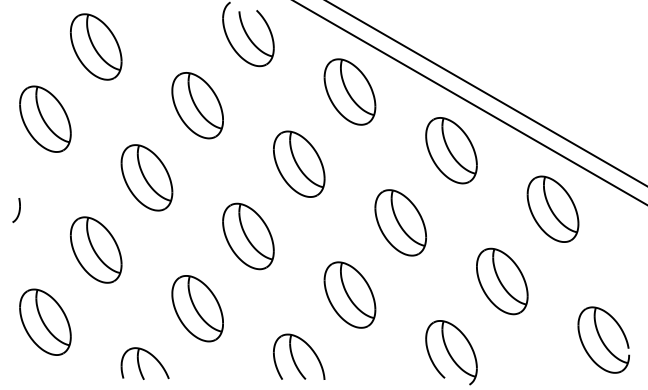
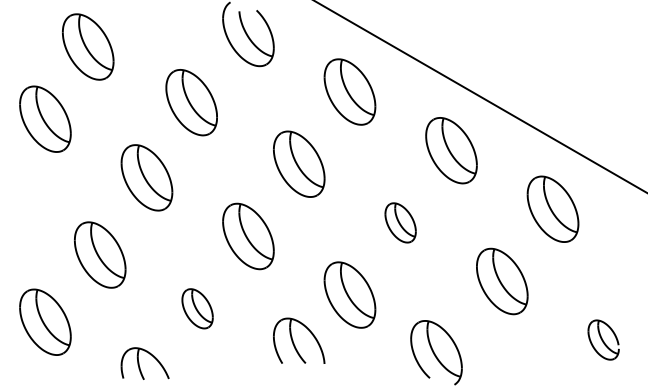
part position: (96, 46) -> (88, 46) (88, 46)
line position: (486, 93) -> (480, 96) (480, 96)
line: present -> none (469, 102)
part position: (197, 105) -> (191, 102) (191, 102)
part: present -> none (16, 210)
part size: 53x68 px -> 33x42 px (400, 222)
part position: (96, 249) -> (100, 254) (100, 254)
part size: 53x68 px -> 33x42 px (197, 308)
part size: 53x68 px -> 33x42 px (603, 339)
part position: (451, 352) -> (436, 352) (436, 352)
part position: (299, 356) -> (299, 340) (299, 340)
